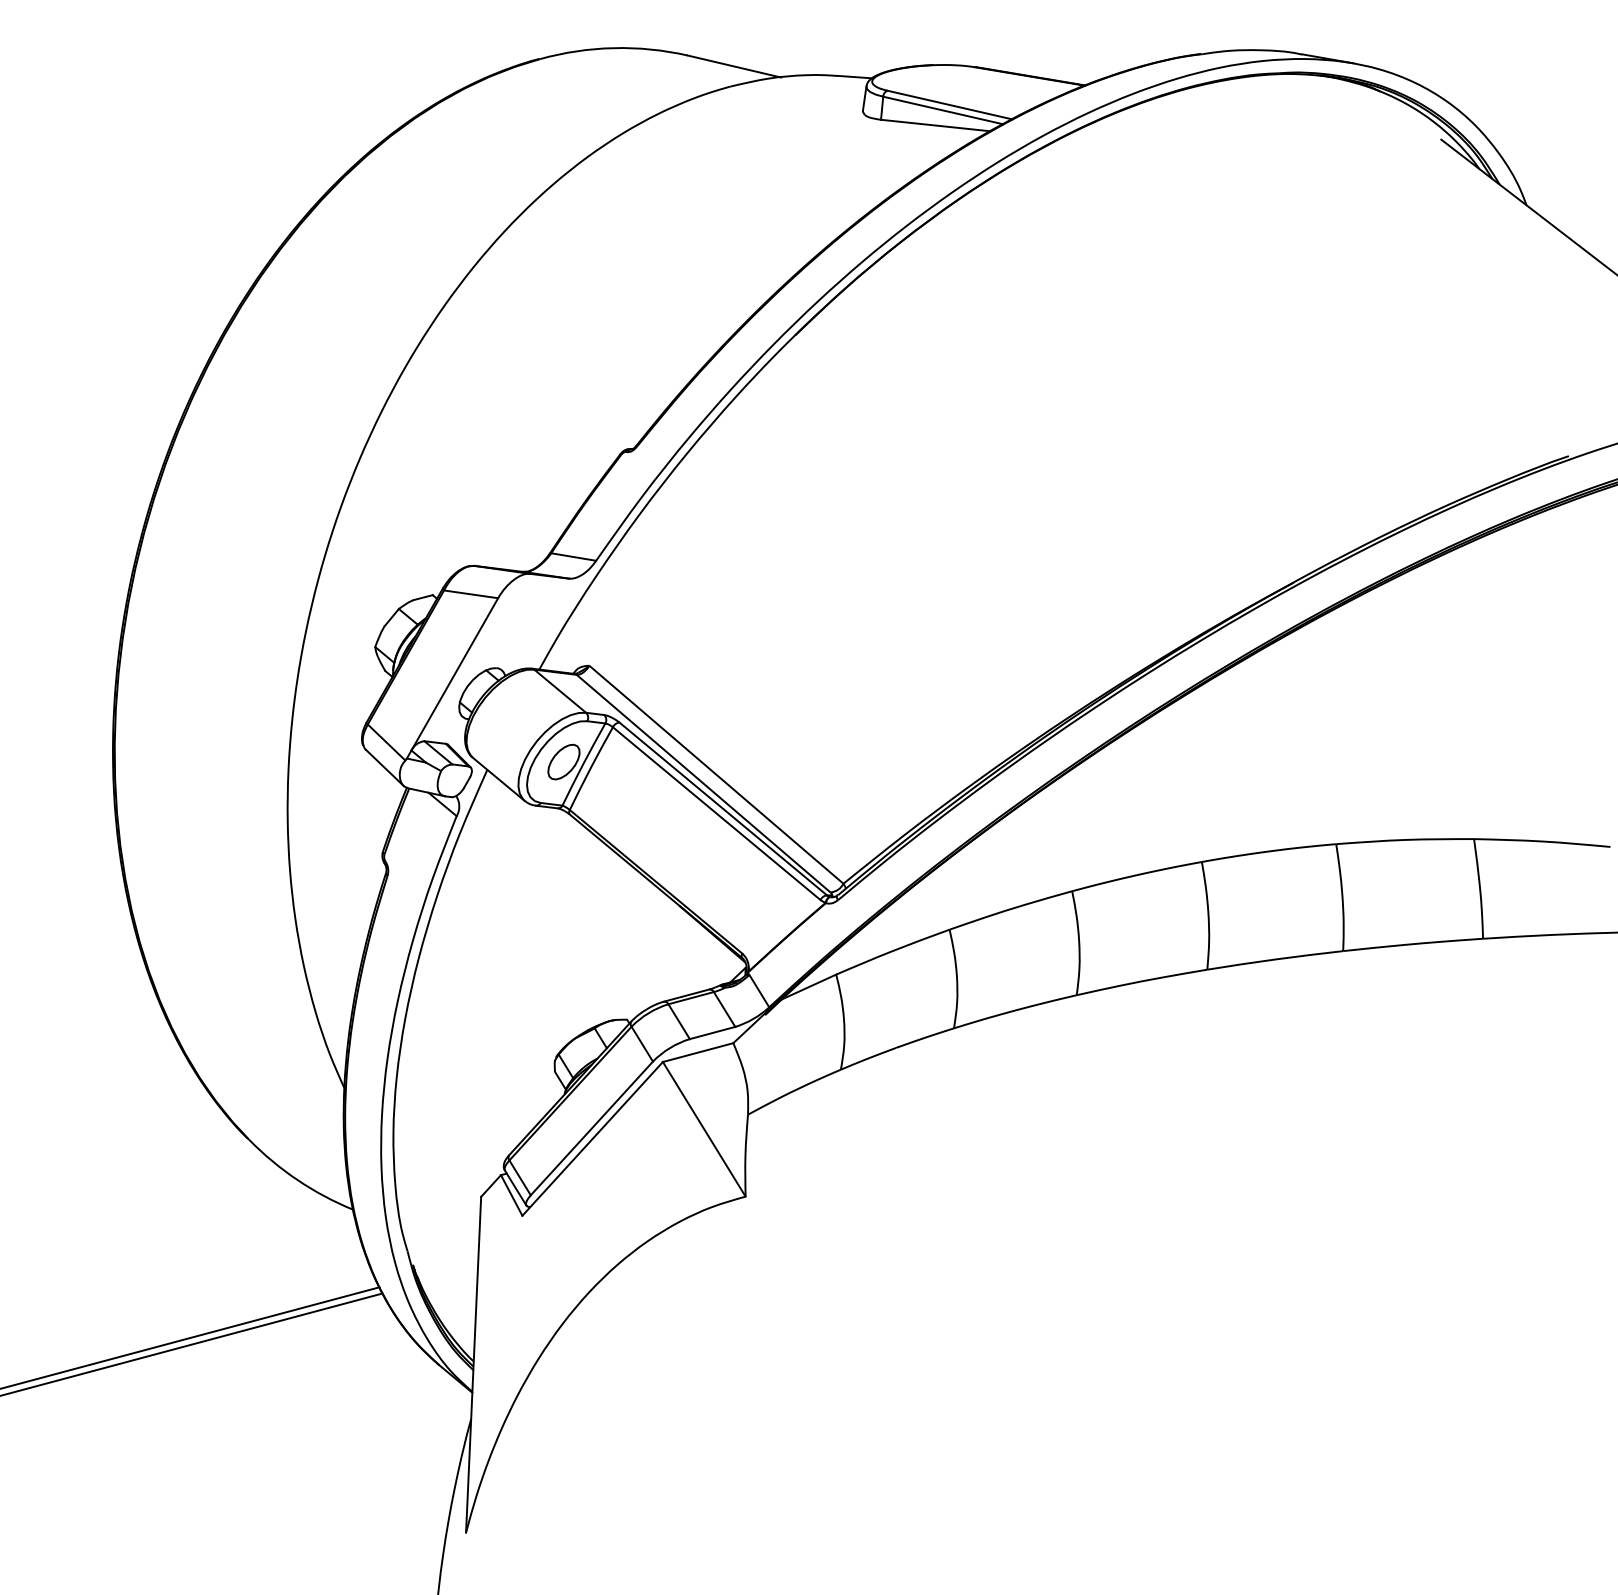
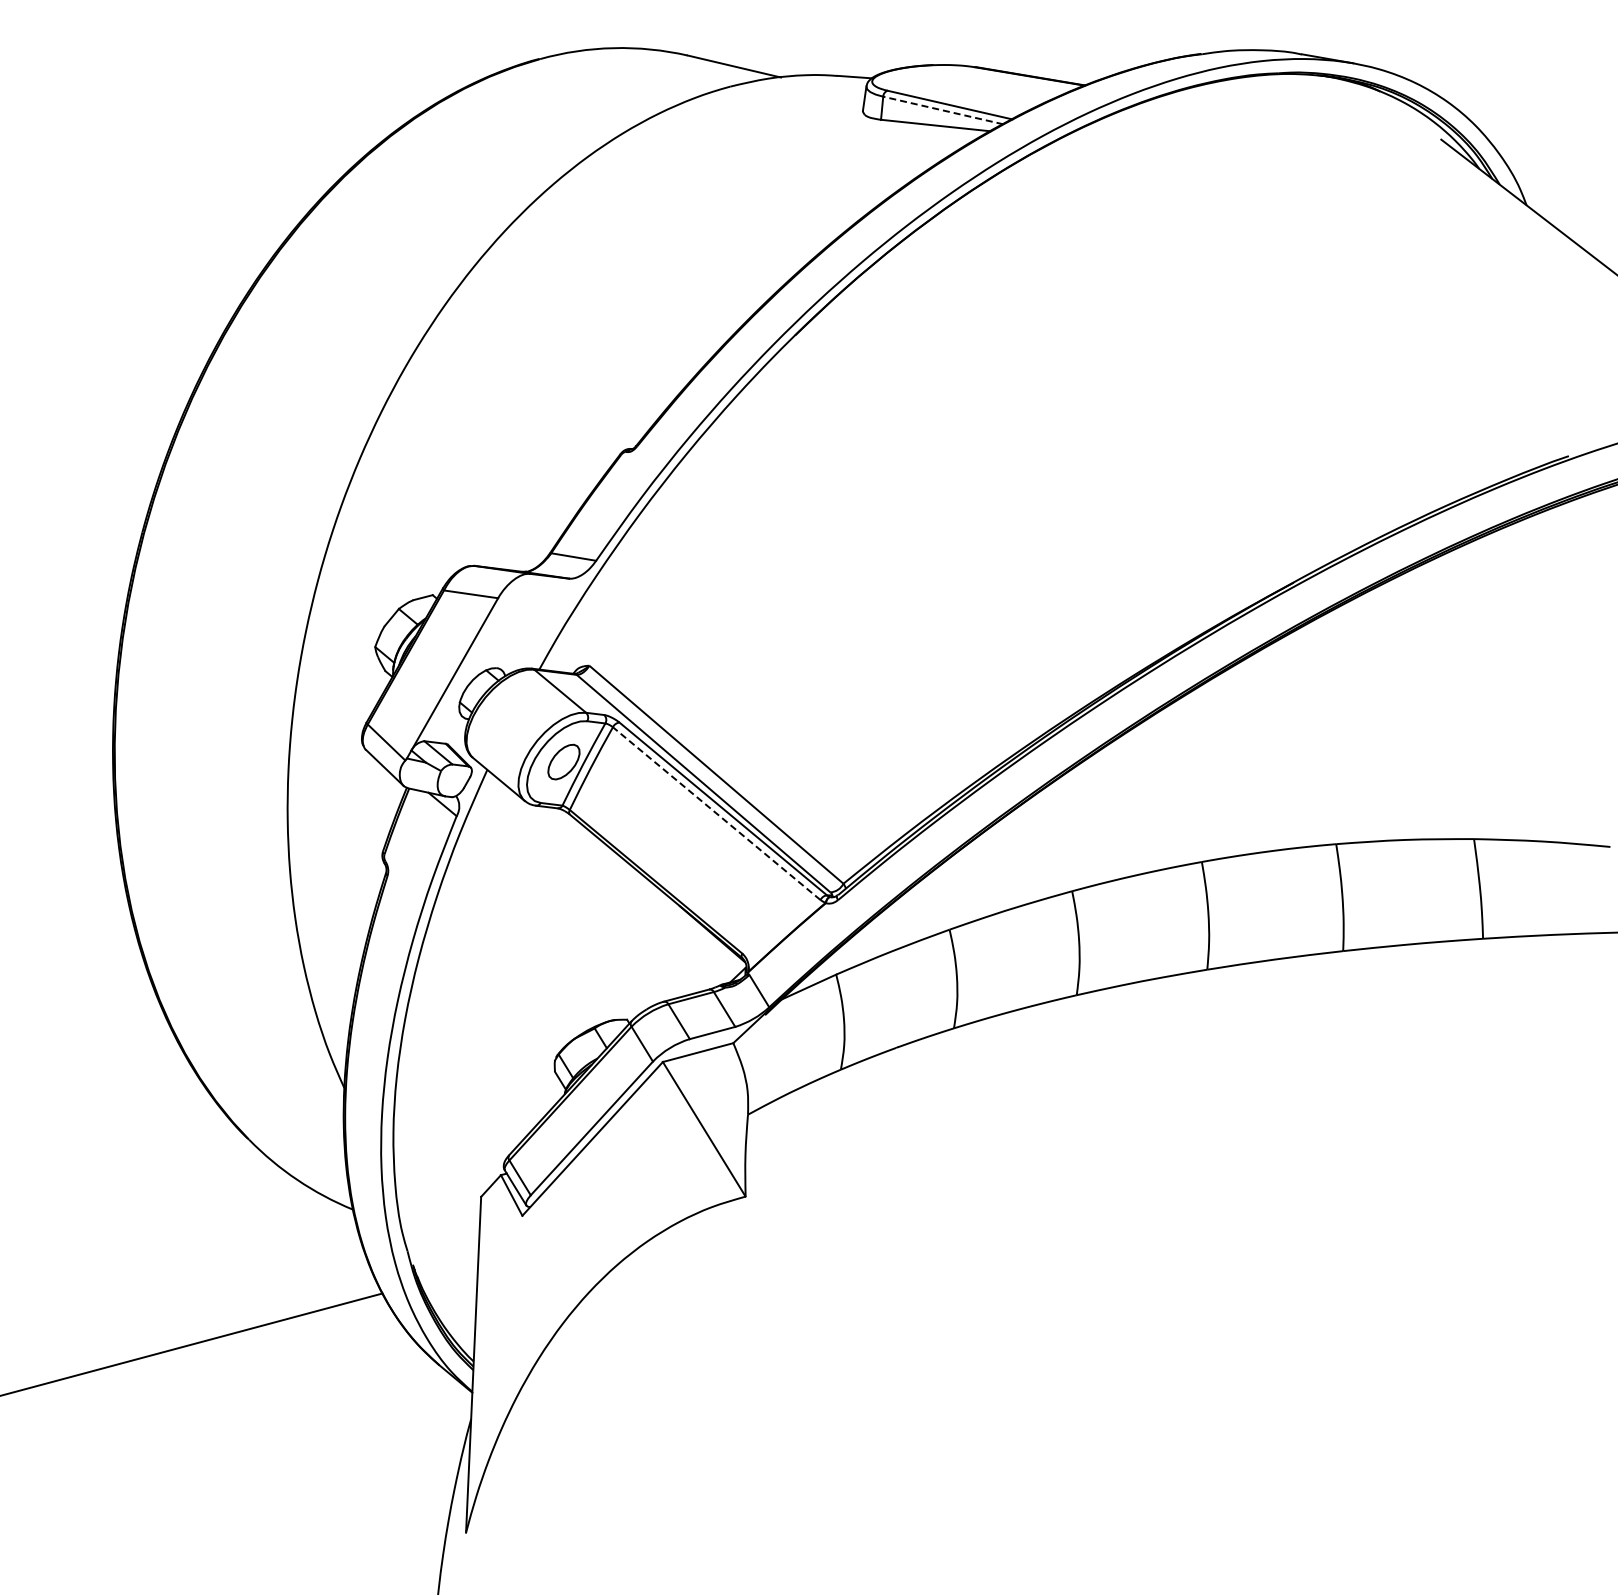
line: solid -> dashed (943, 110)
line: solid -> dashed (716, 813)
line: present -> none (190, 1337)
